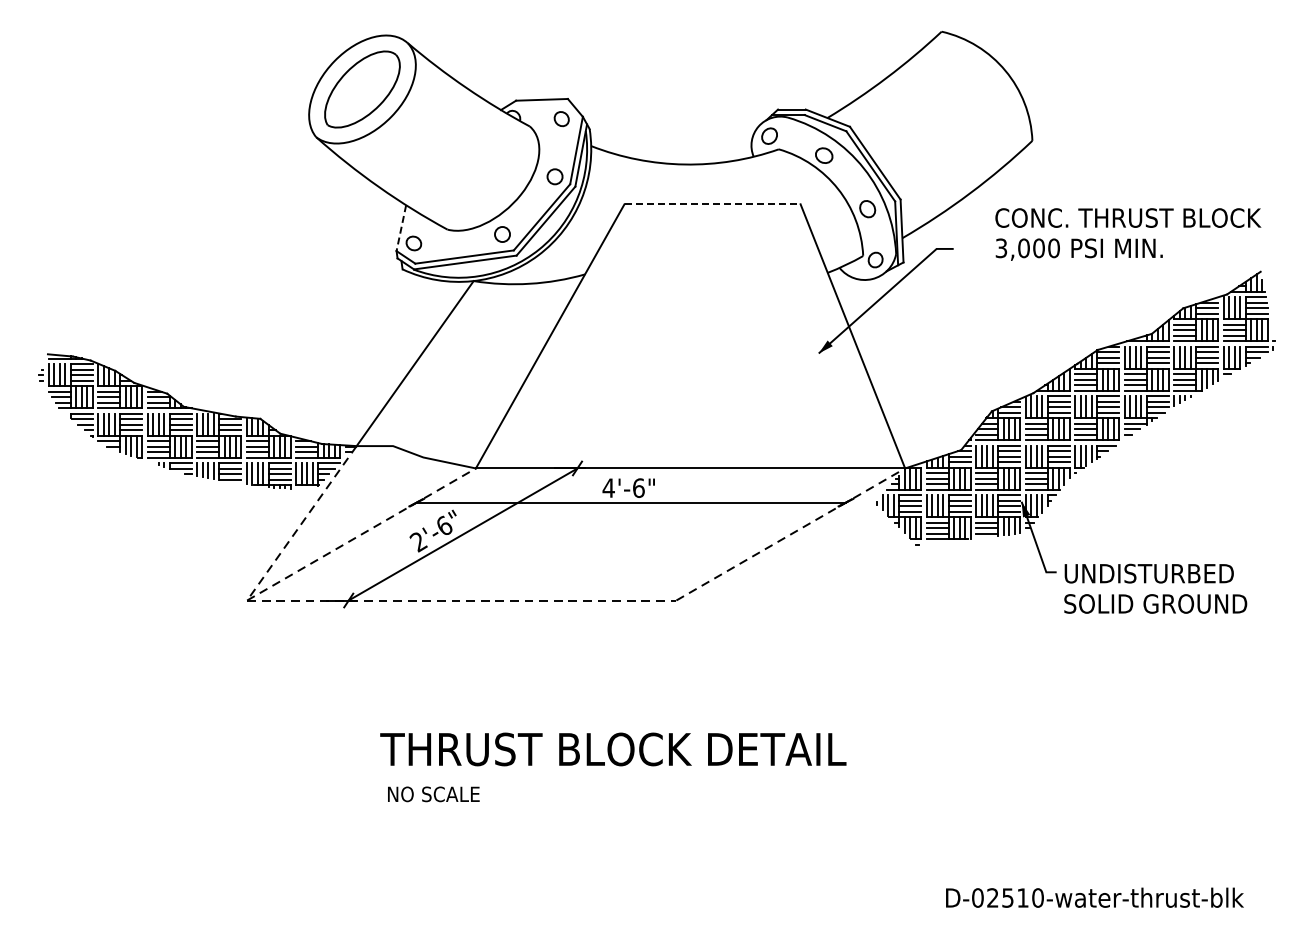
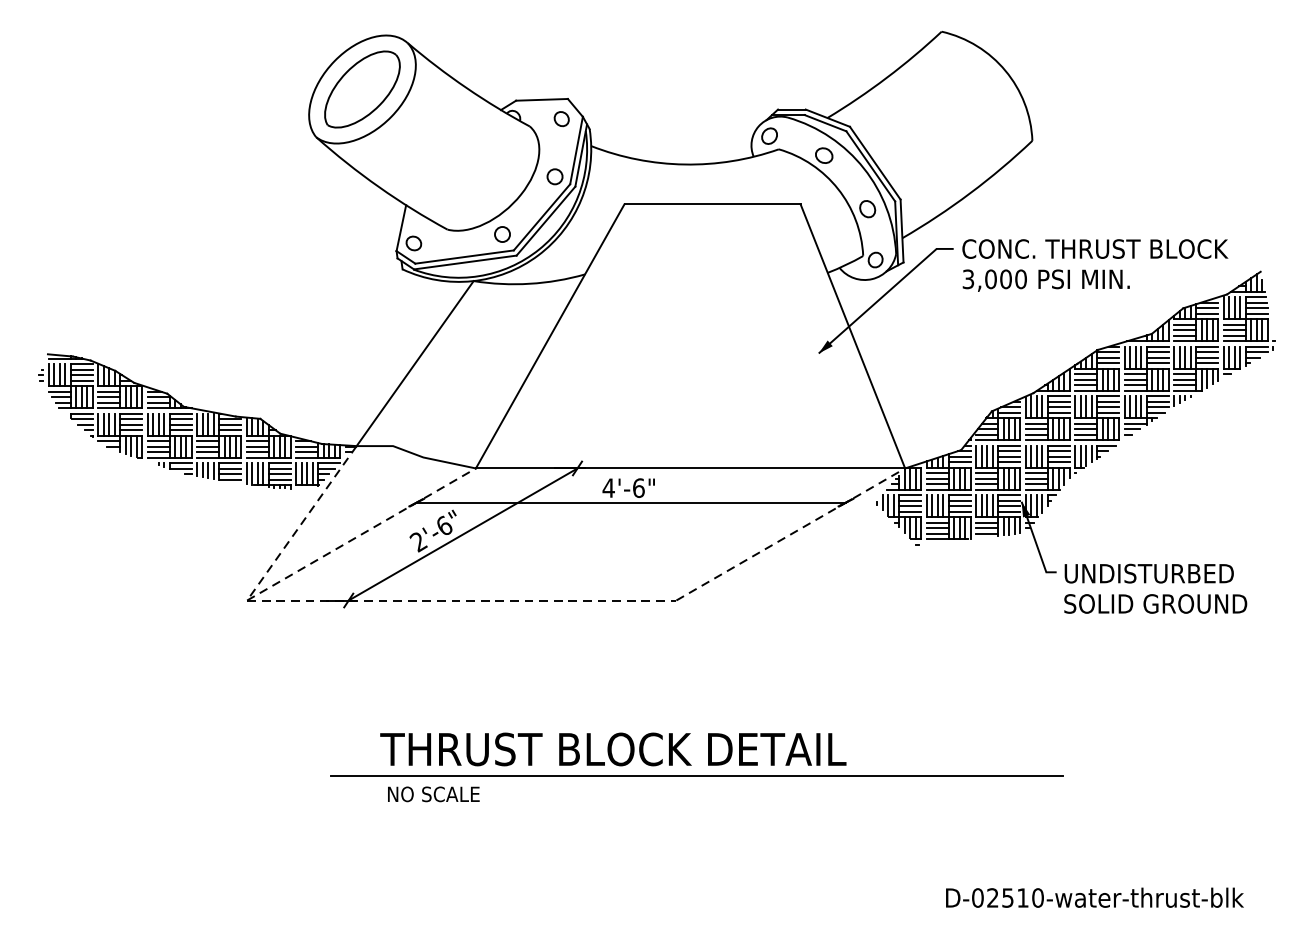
line: dashed -> solid (713, 204)
line: dashed -> solid (401, 228)
text position: (1128, 234) -> (1095, 265) (1095, 265)
line: none -> present (696, 775)
